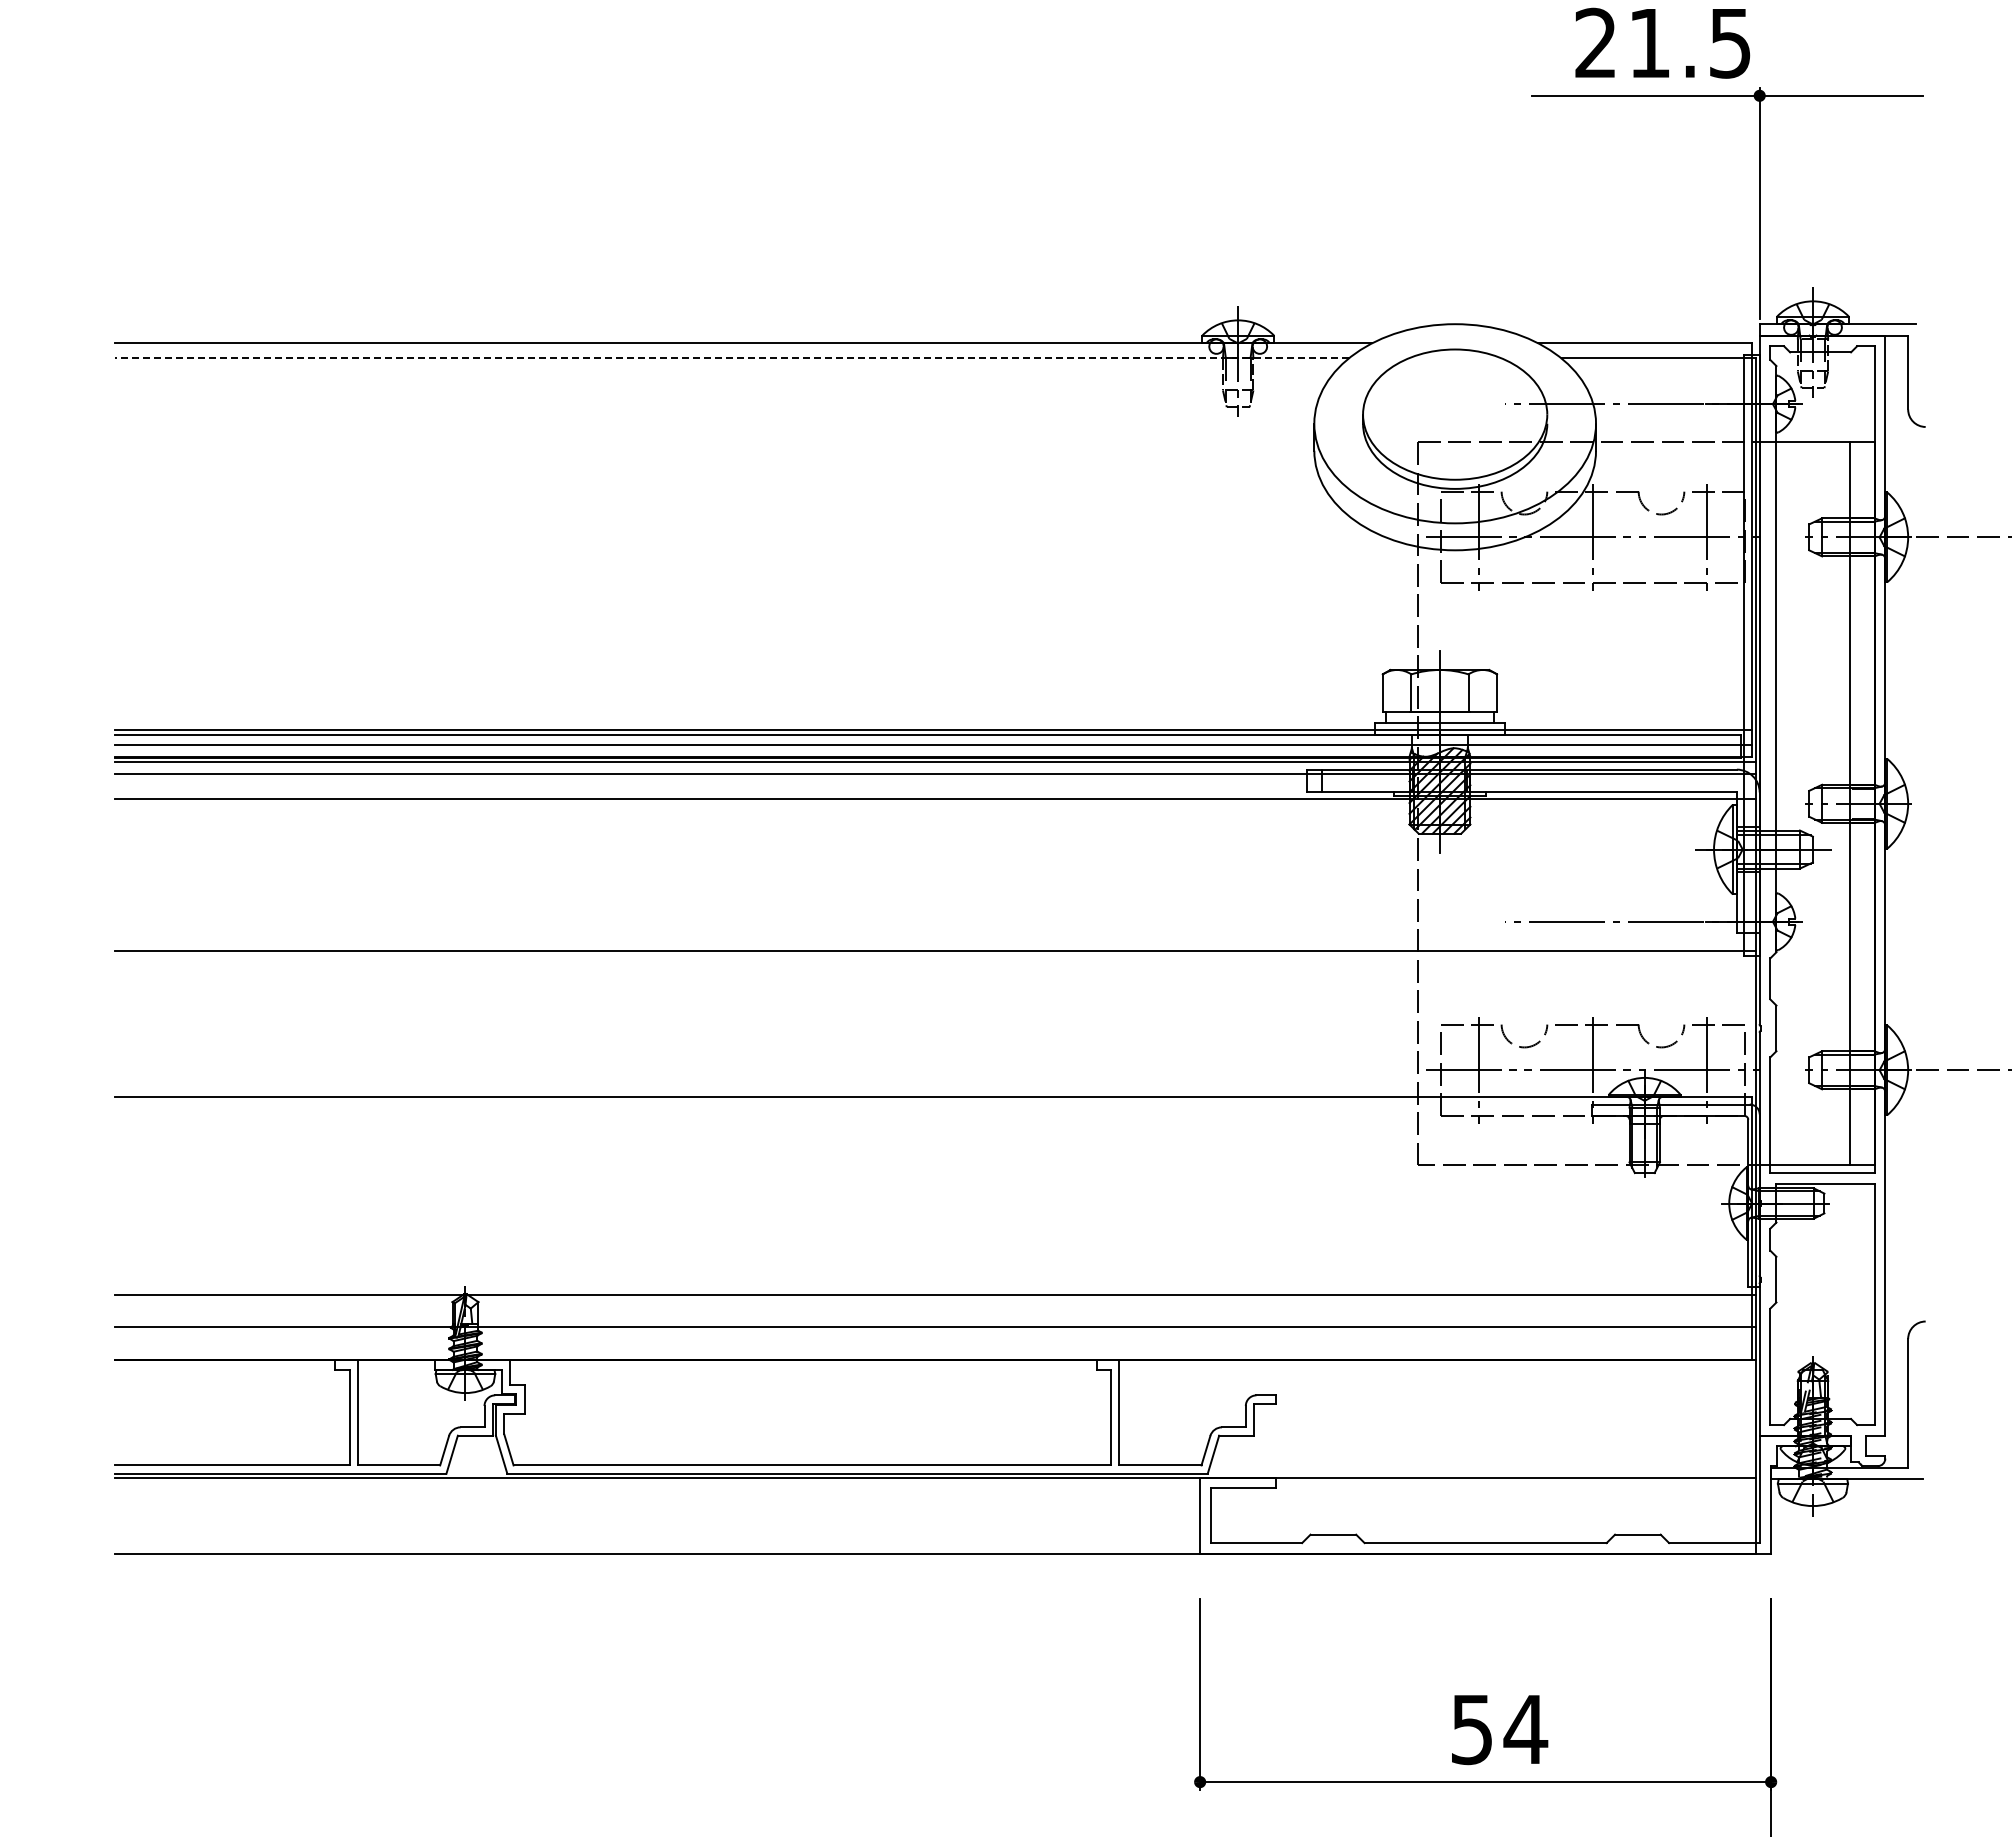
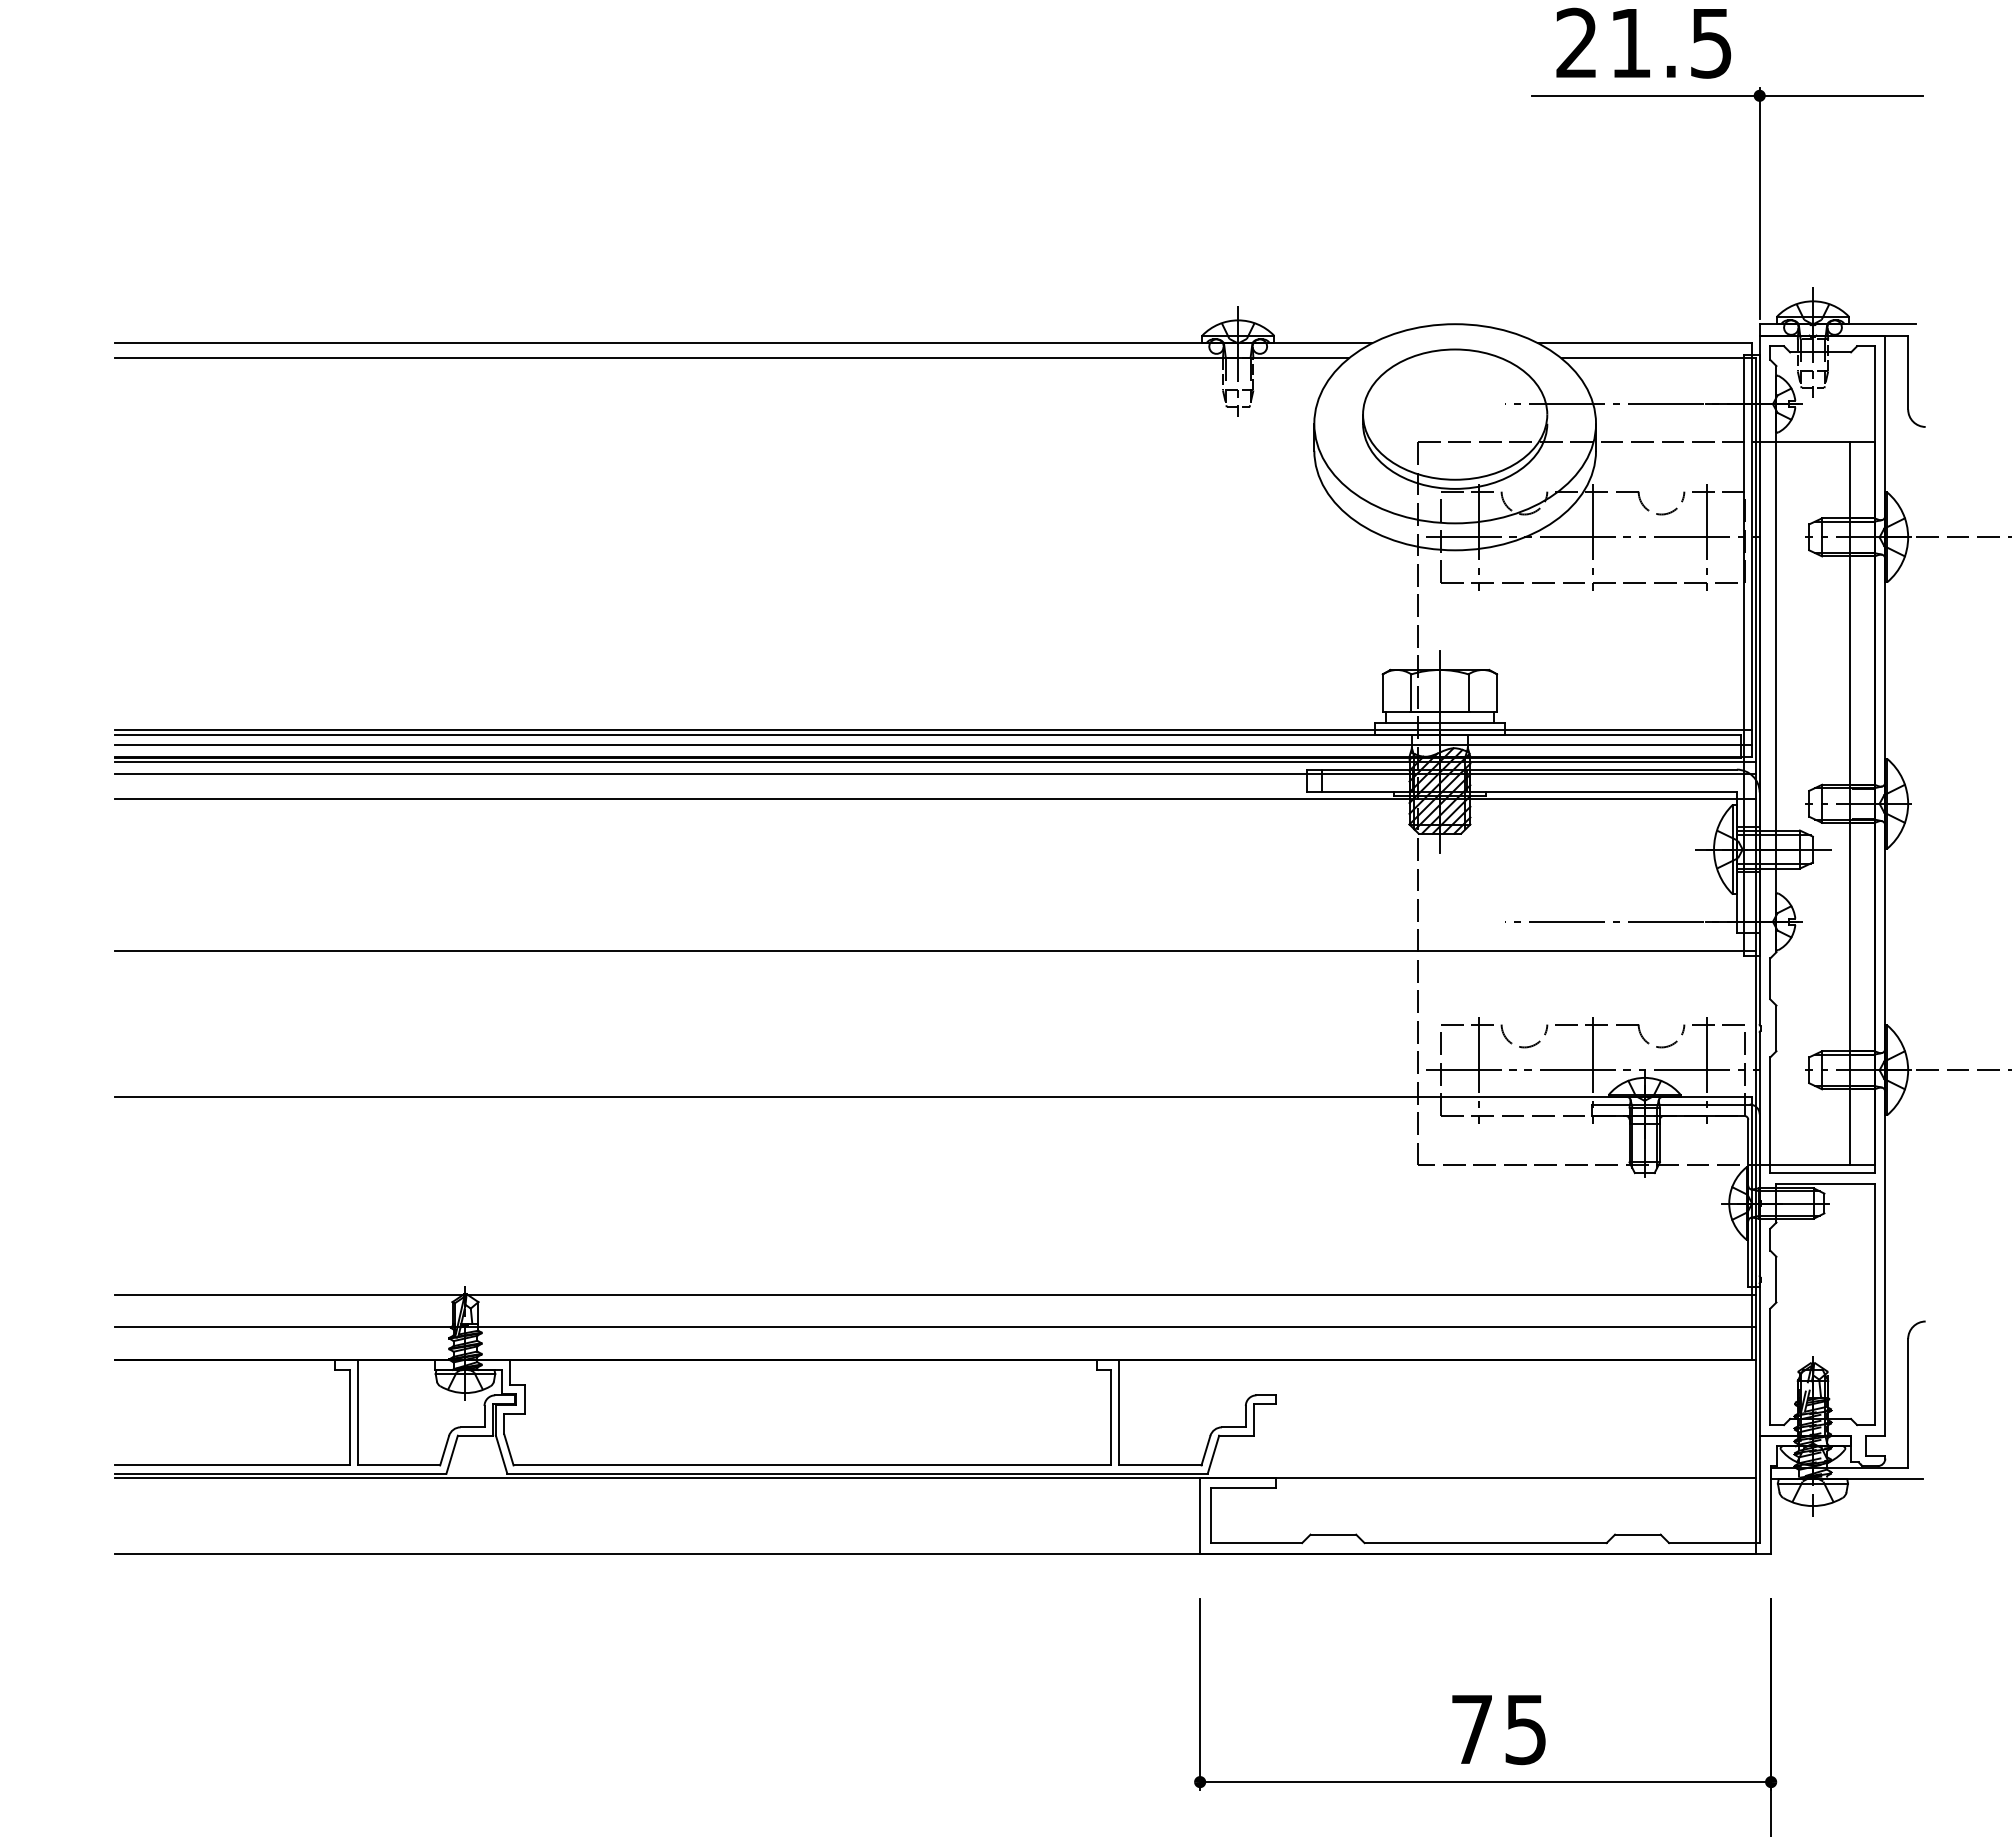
text position: (1662, 42) -> (1643, 42) (1643, 42)
line: dashed -> solid (732, 358)
text: 54 -> 75 (1500, 1730)
